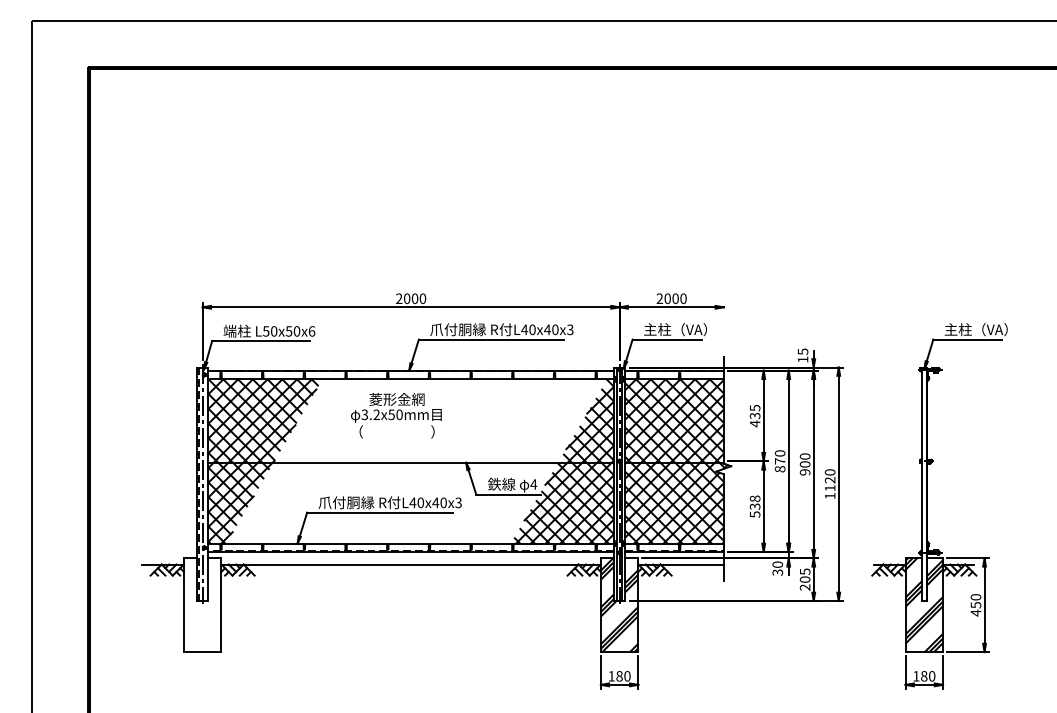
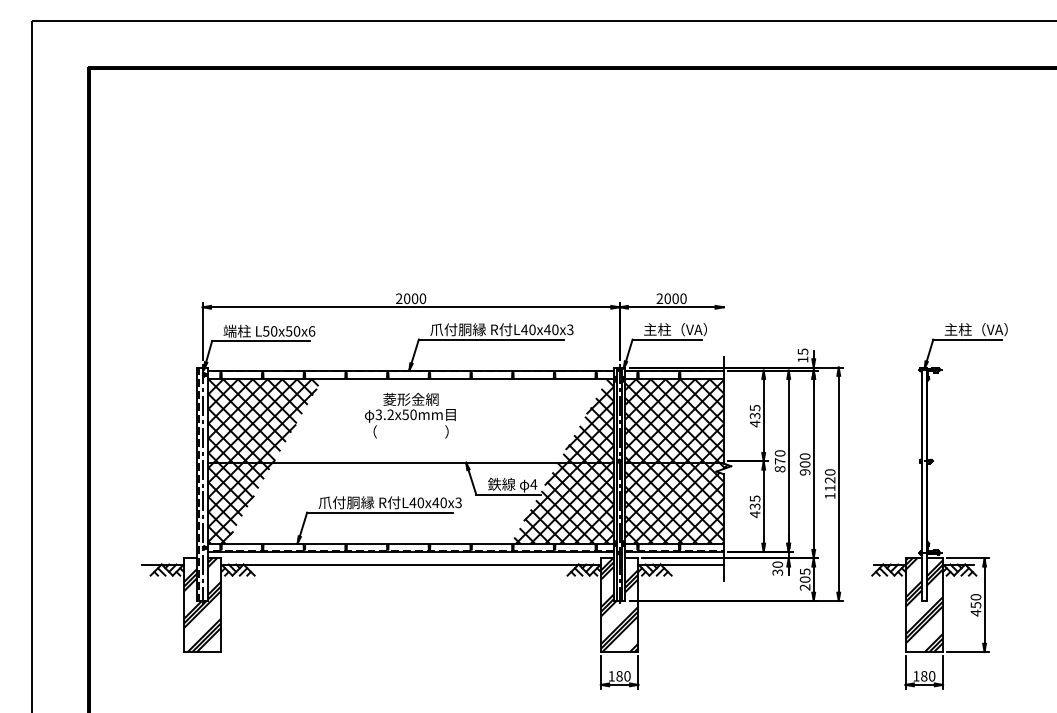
text position: (396, 415) -> (410, 415) (410, 415)
text: 538 -> 435 (754, 506)
hatch: none -> present (202, 605)
